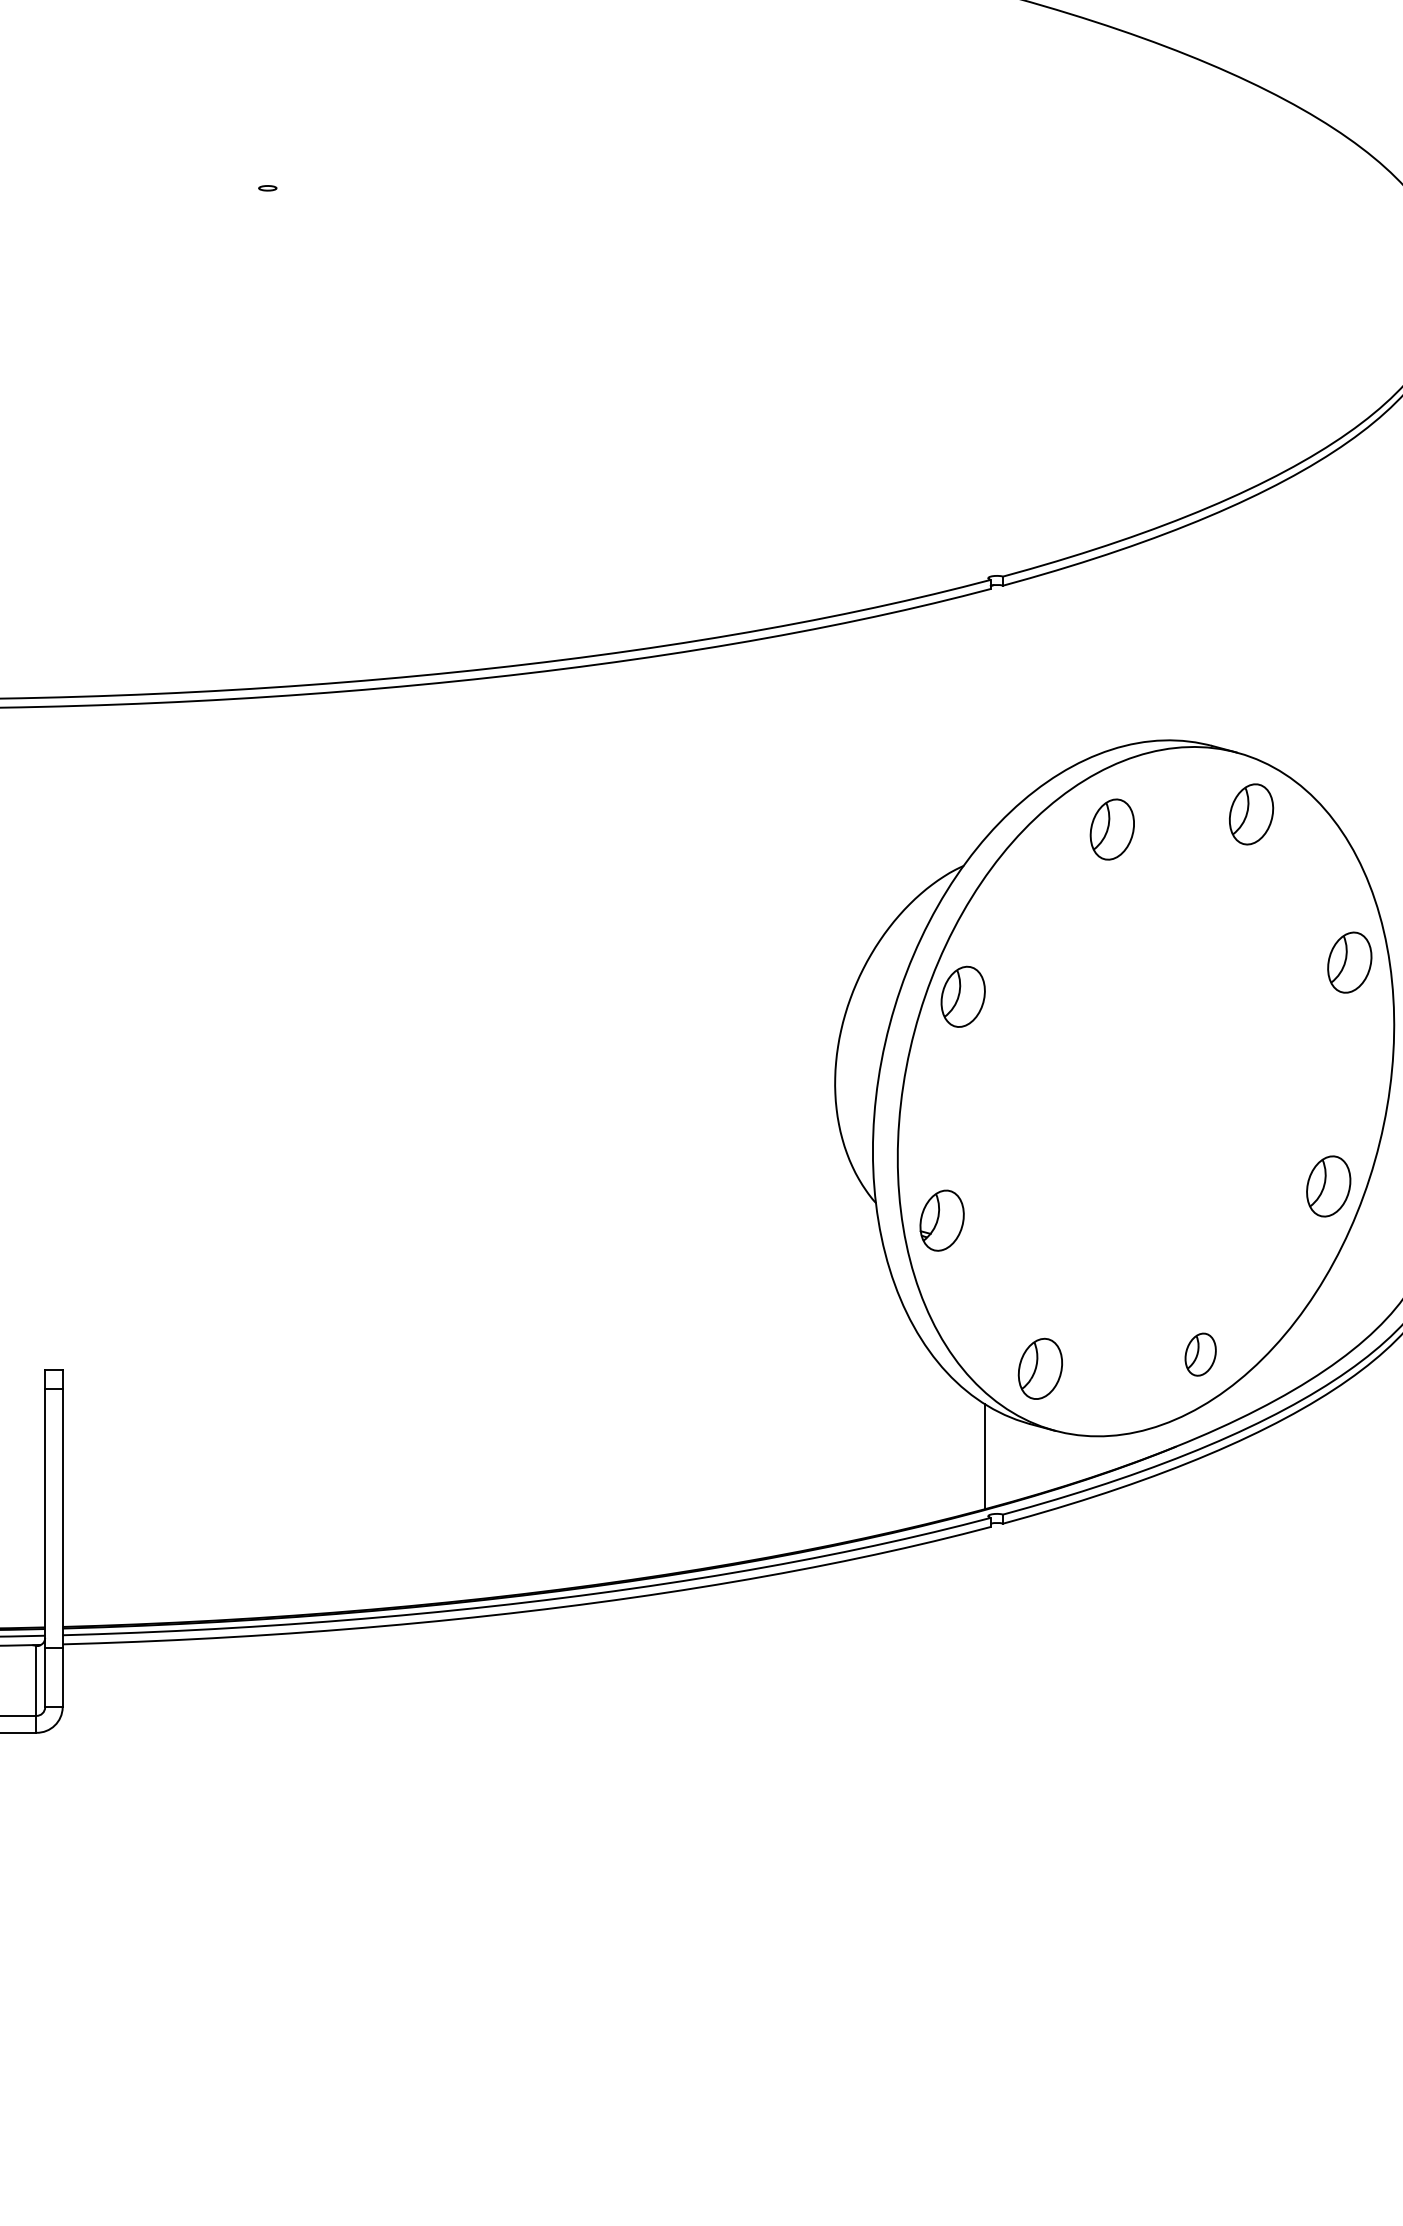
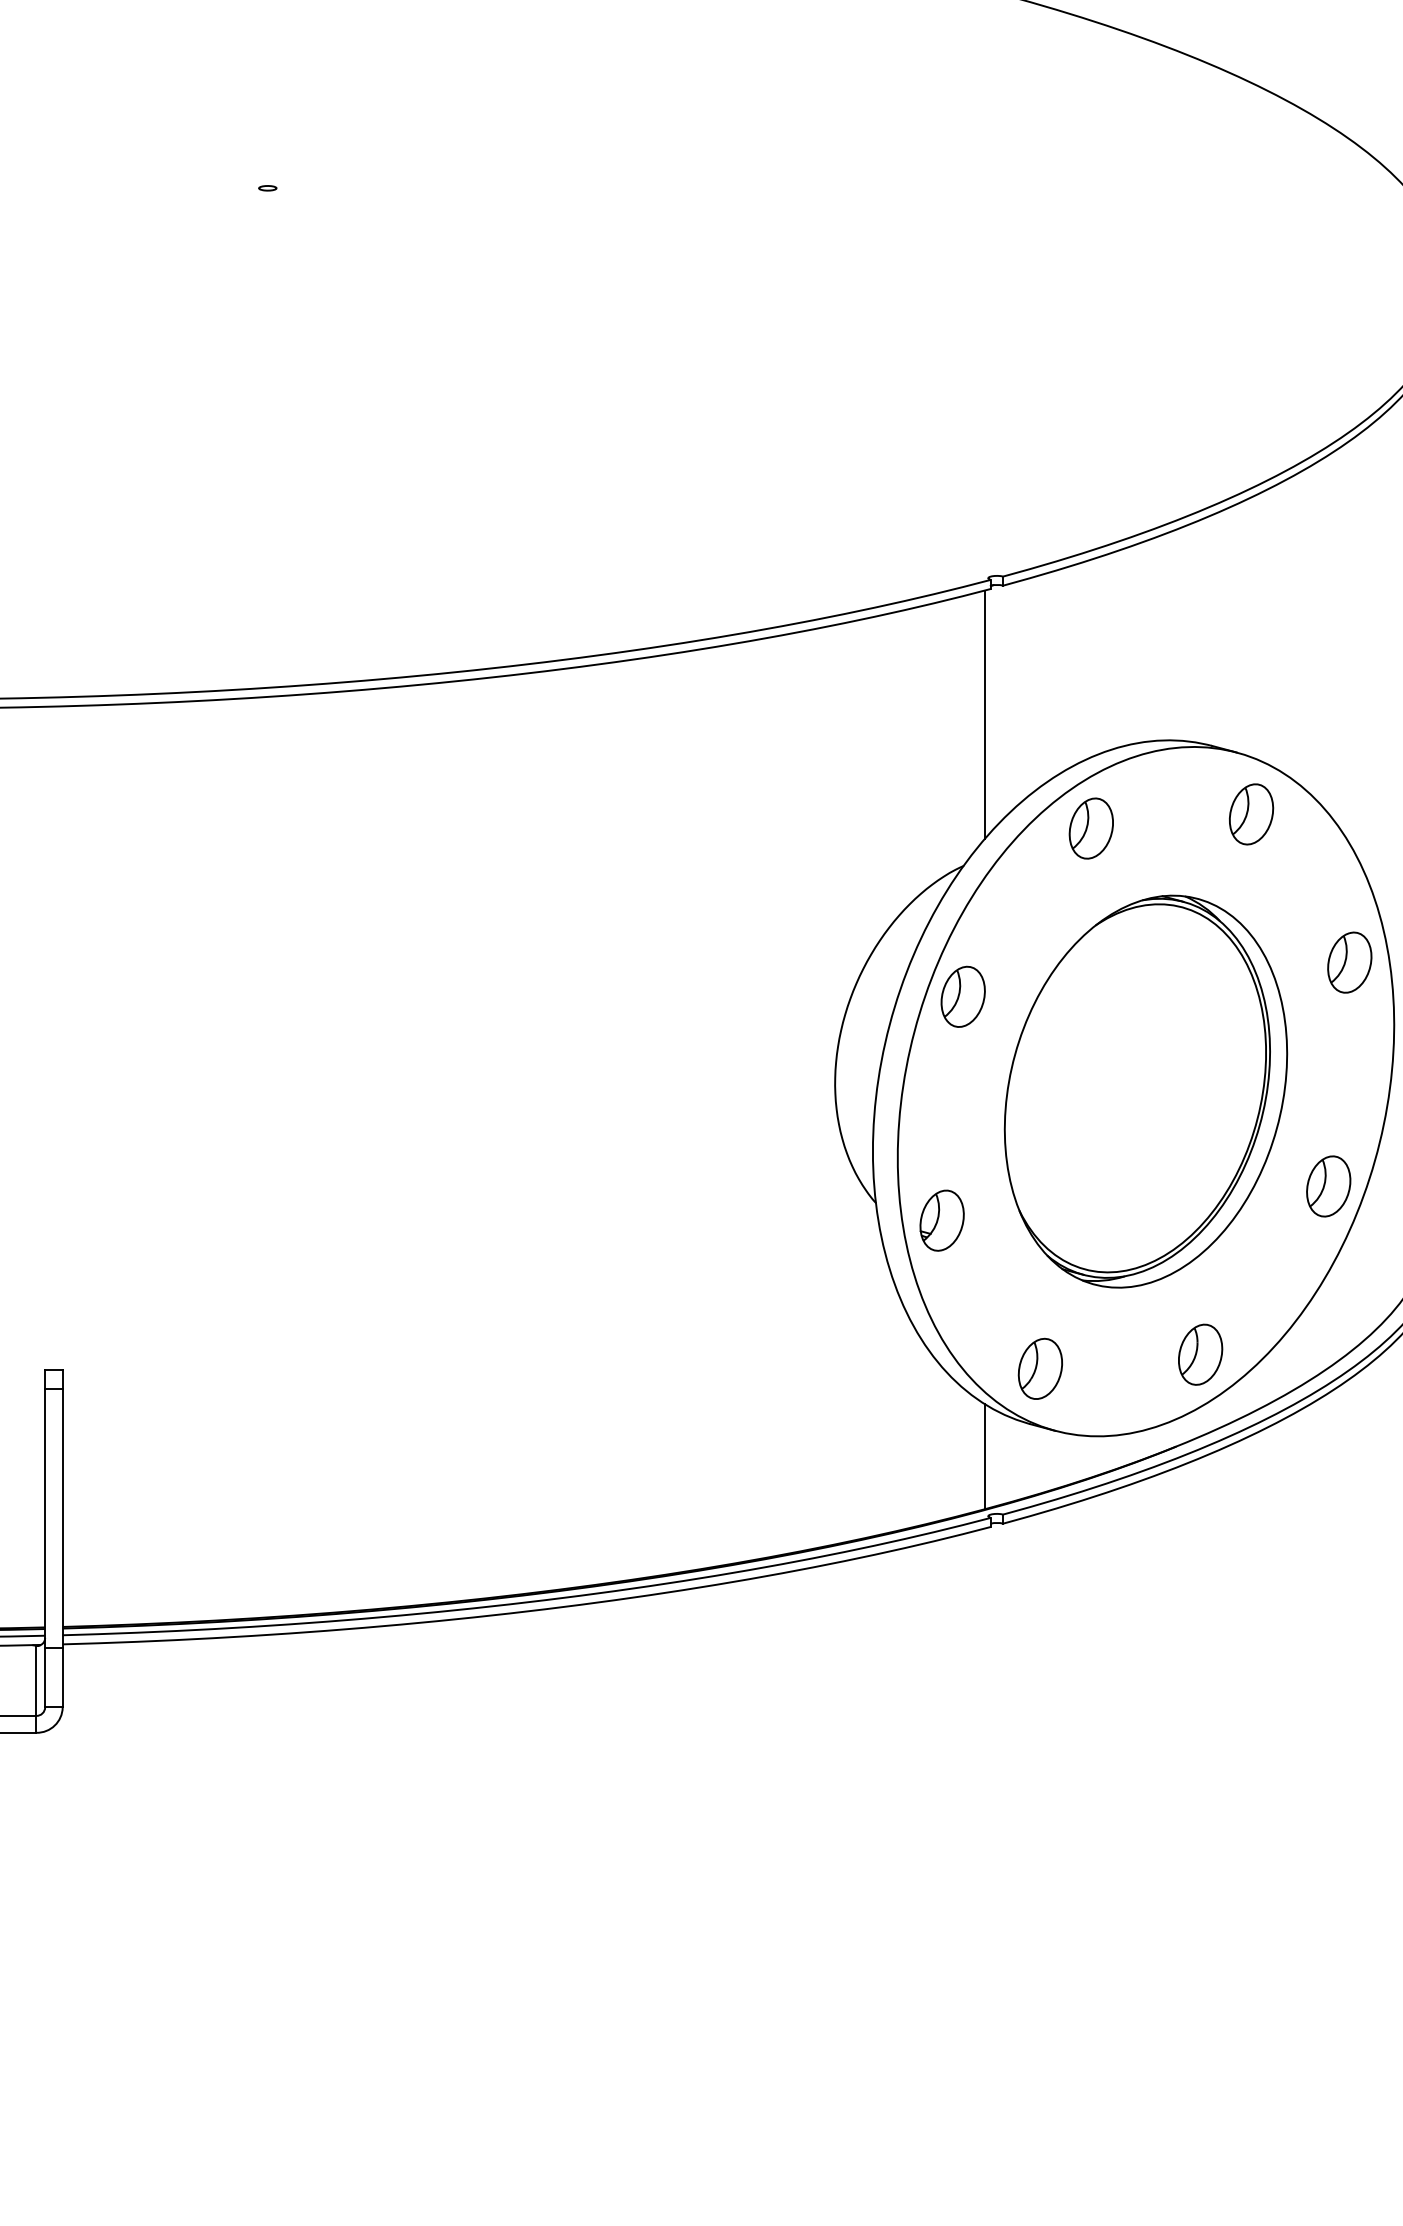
line: none -> present (984, 714)
part position: (1111, 829) -> (1090, 828) (1090, 828)
part: none -> present (1145, 1091)
part size: 33x45 px -> 46x63 px (1200, 1354)
